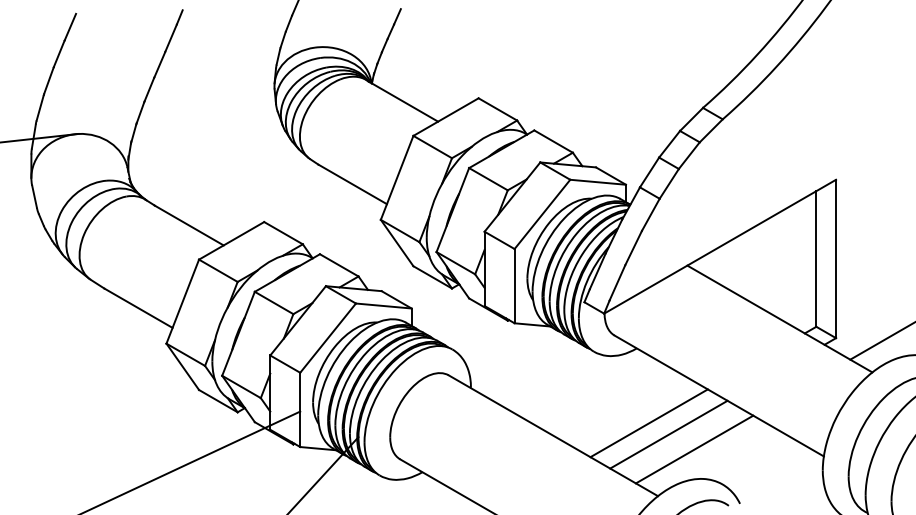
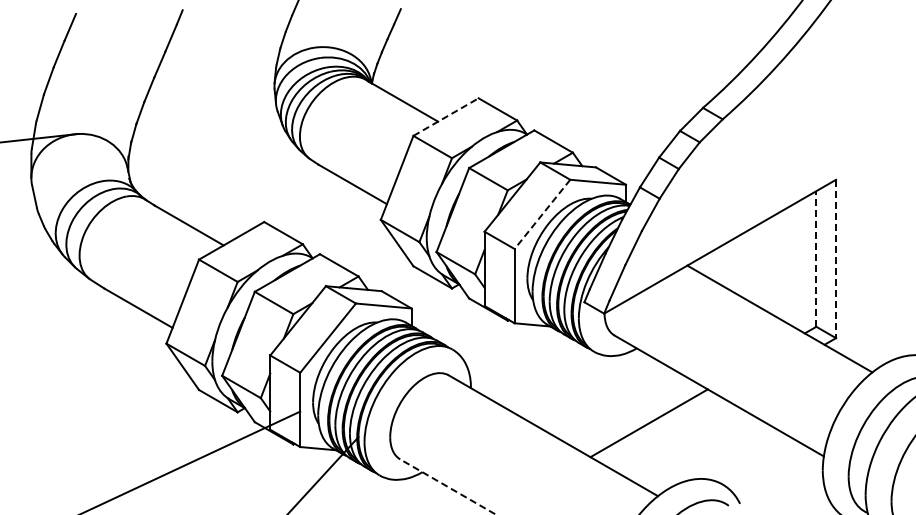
line: solid -> dashed (446, 117)
line: solid -> dashed (542, 214)
line: solid -> dashed (816, 258)
line: solid -> dashed (836, 259)
line: present -> none (881, 341)
line: present -> none (668, 434)
line: present -> none (694, 449)
line: solid -> dashed (447, 486)
